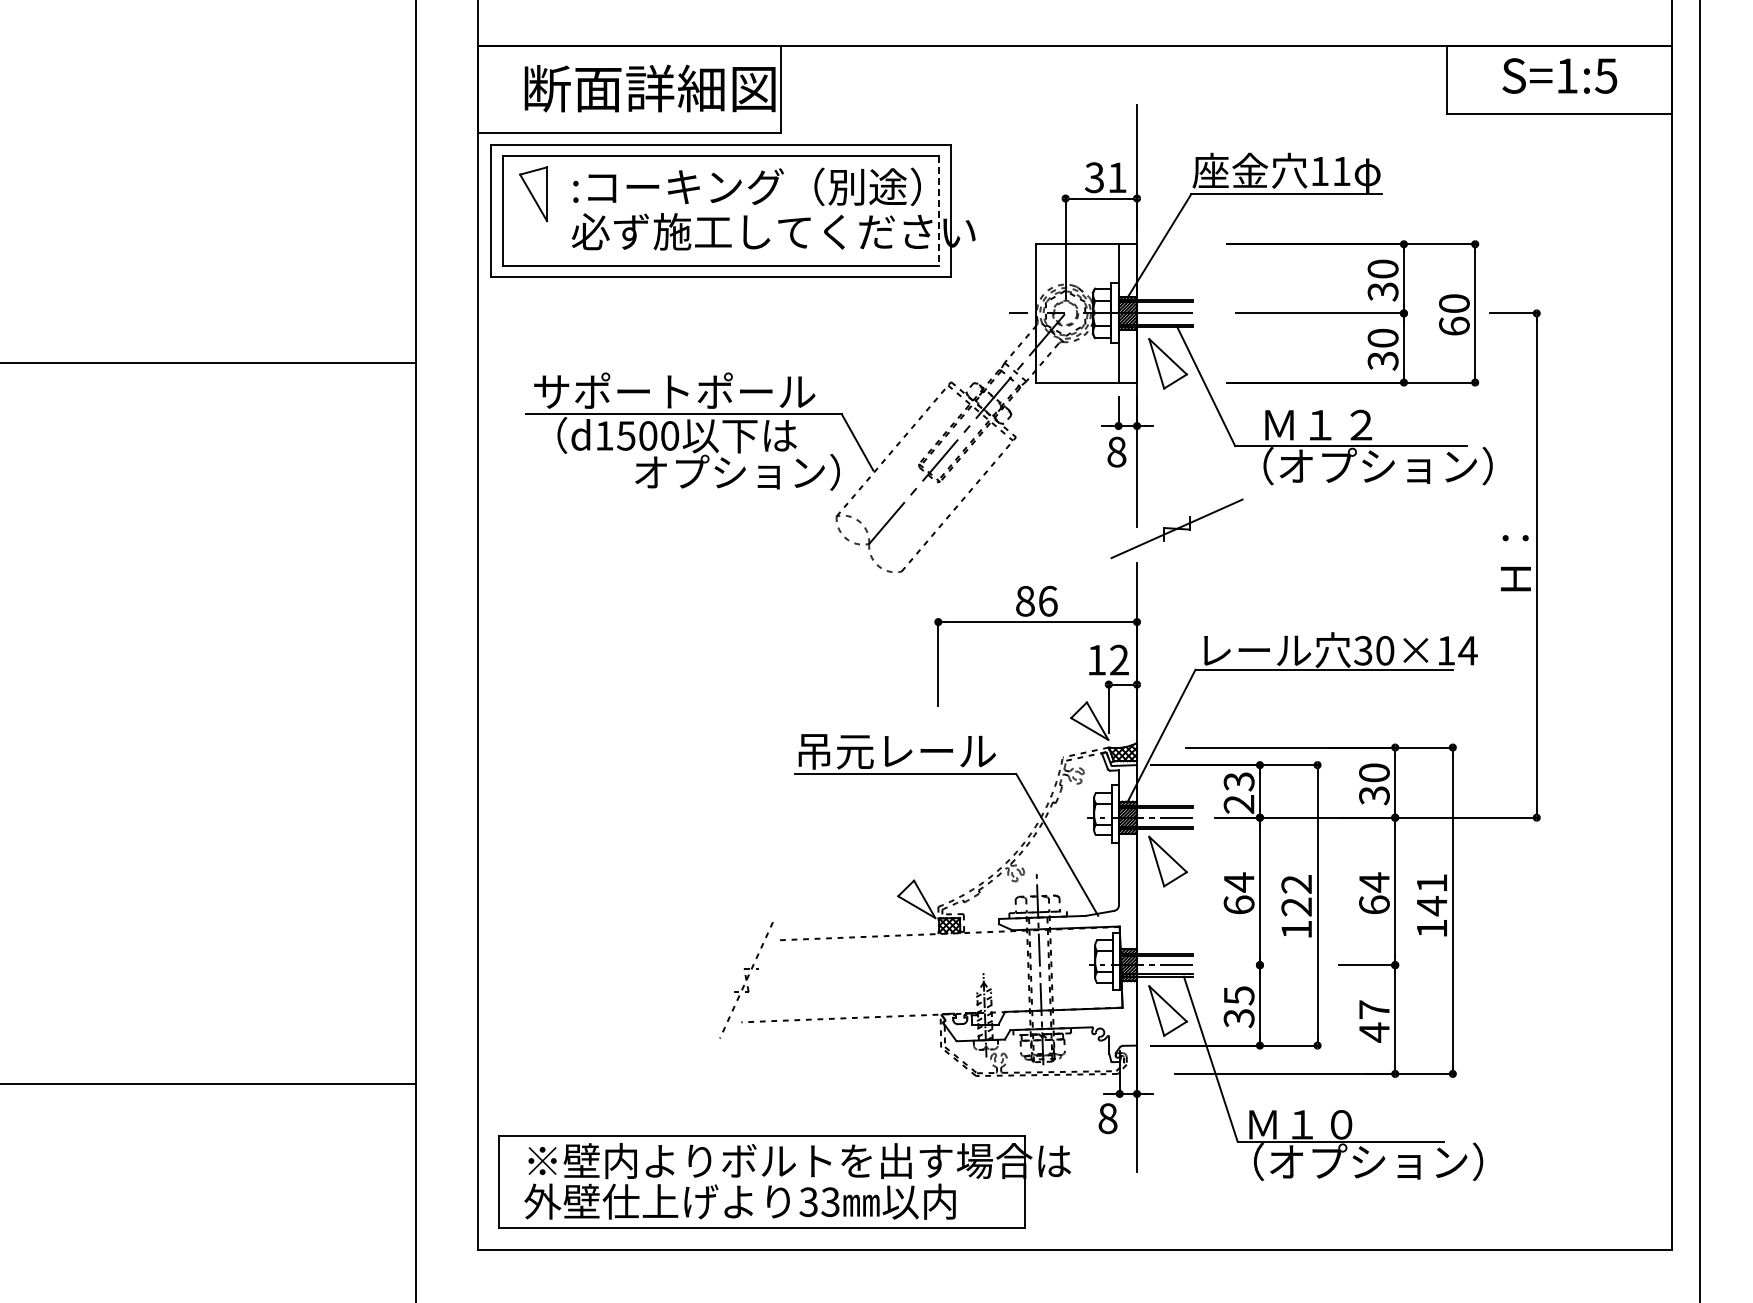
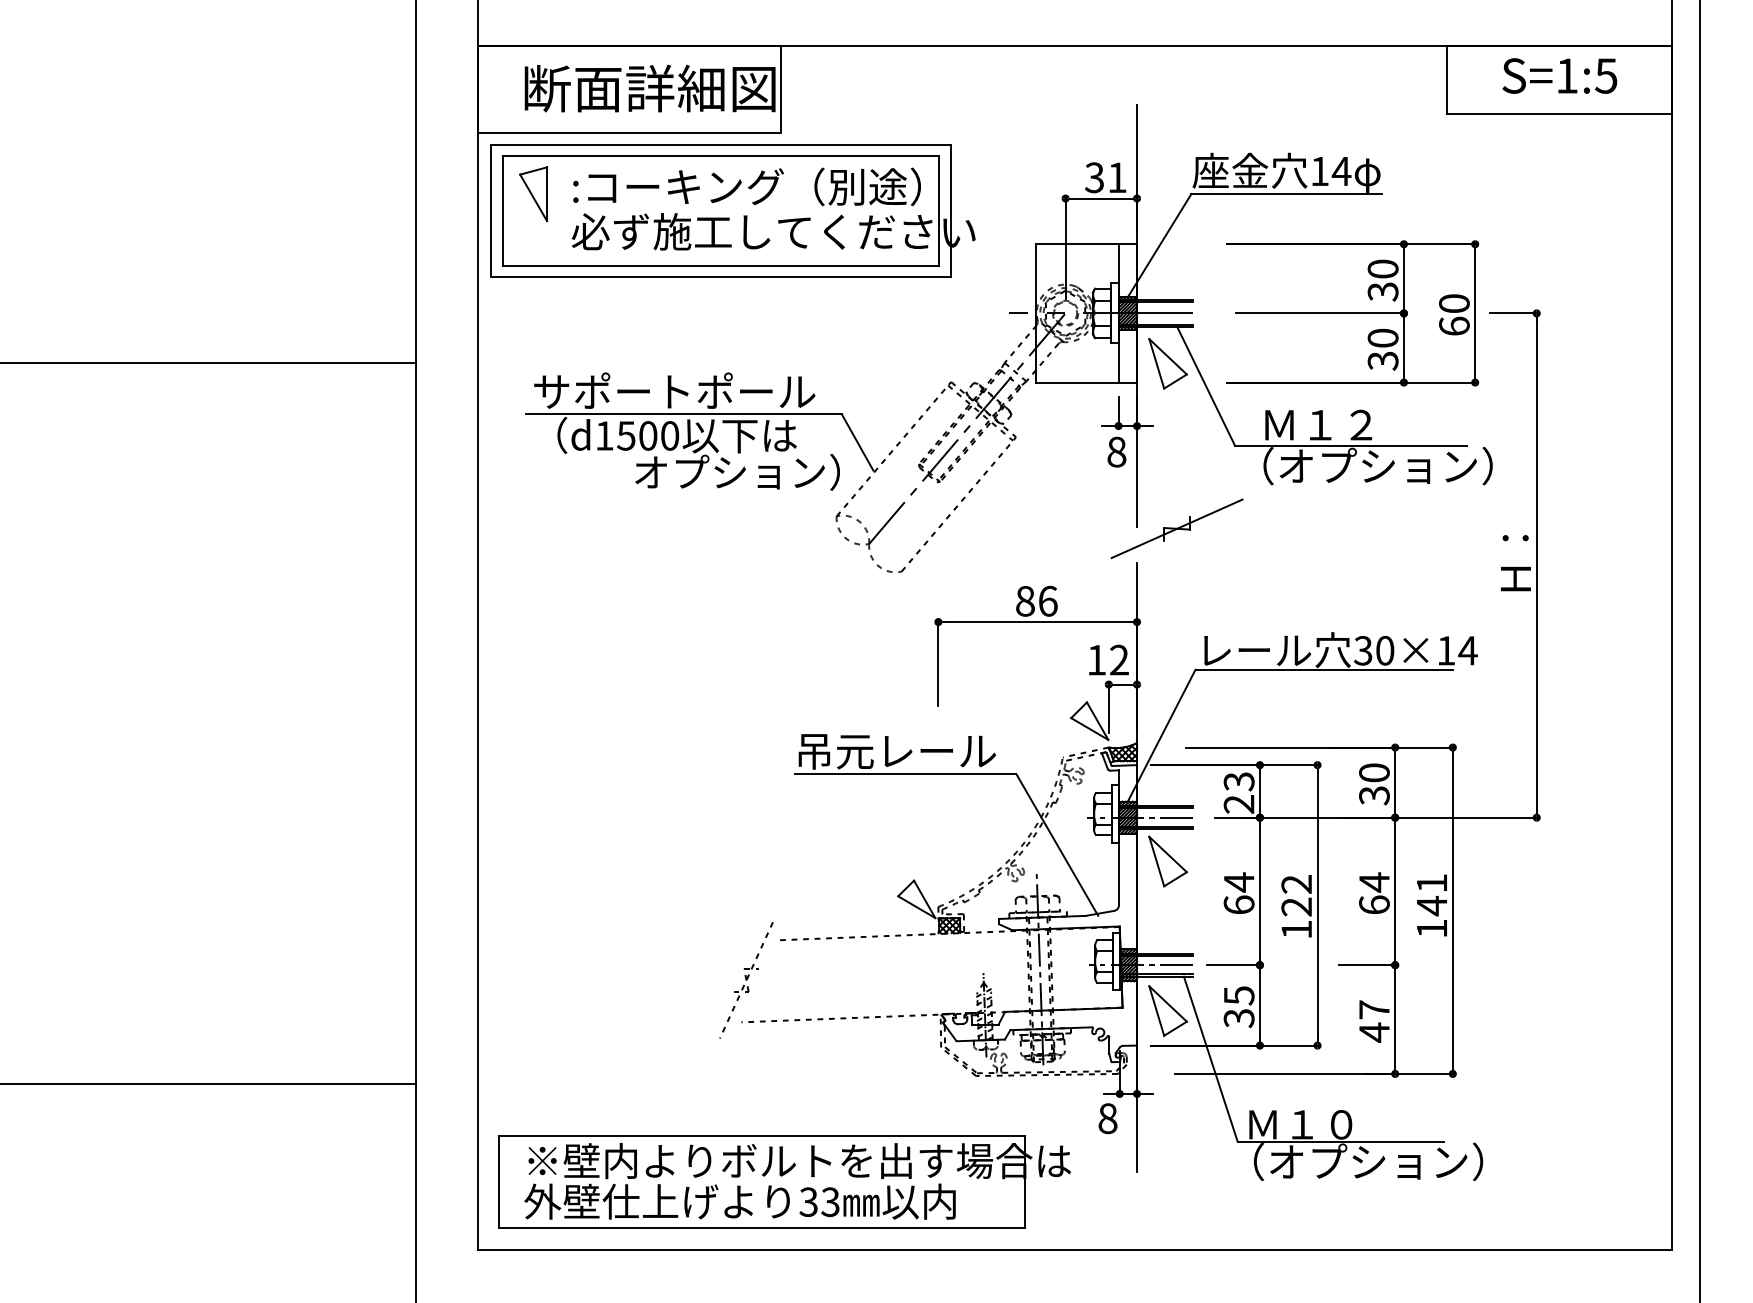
text: 11 -> 14 (1341, 171)
line: dashed -> solid (939, 211)
line: none -> present (1233, 965)
